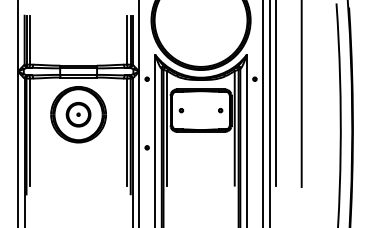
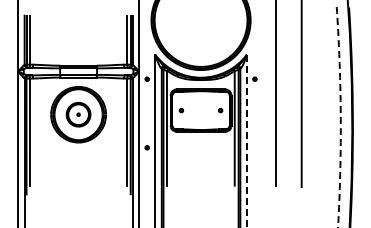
line: present -> none (262, 113)
line: present -> none (269, 113)
arc: solid -> dashed (340, 115)
line: solid -> dashed (246, 141)
